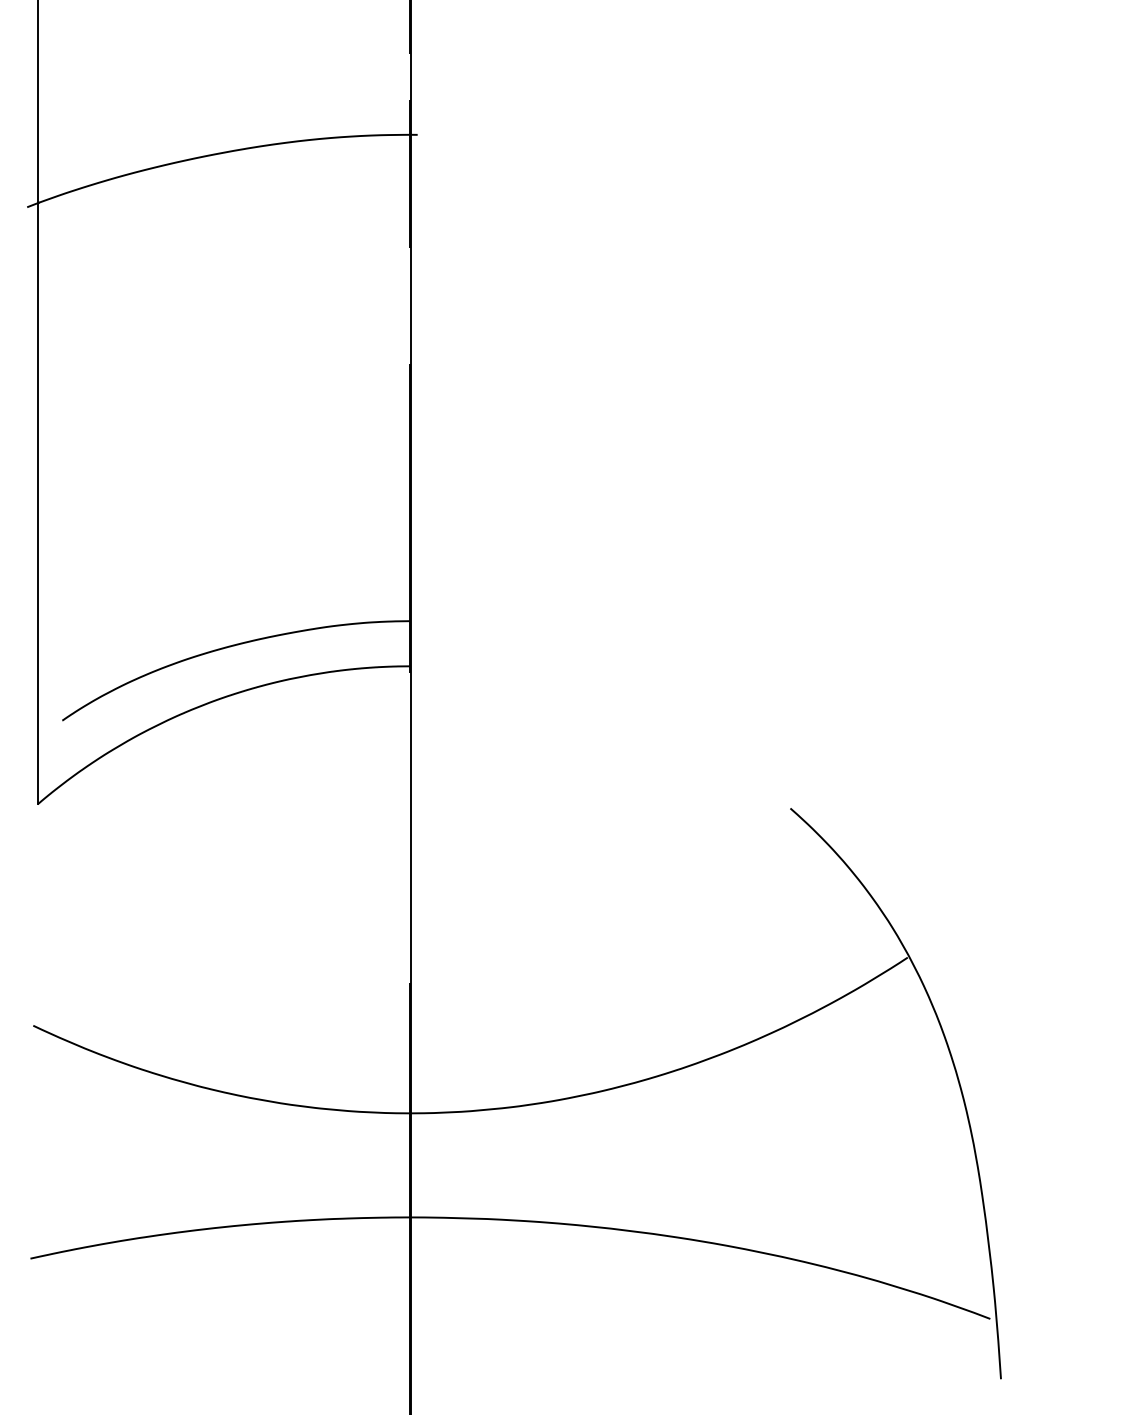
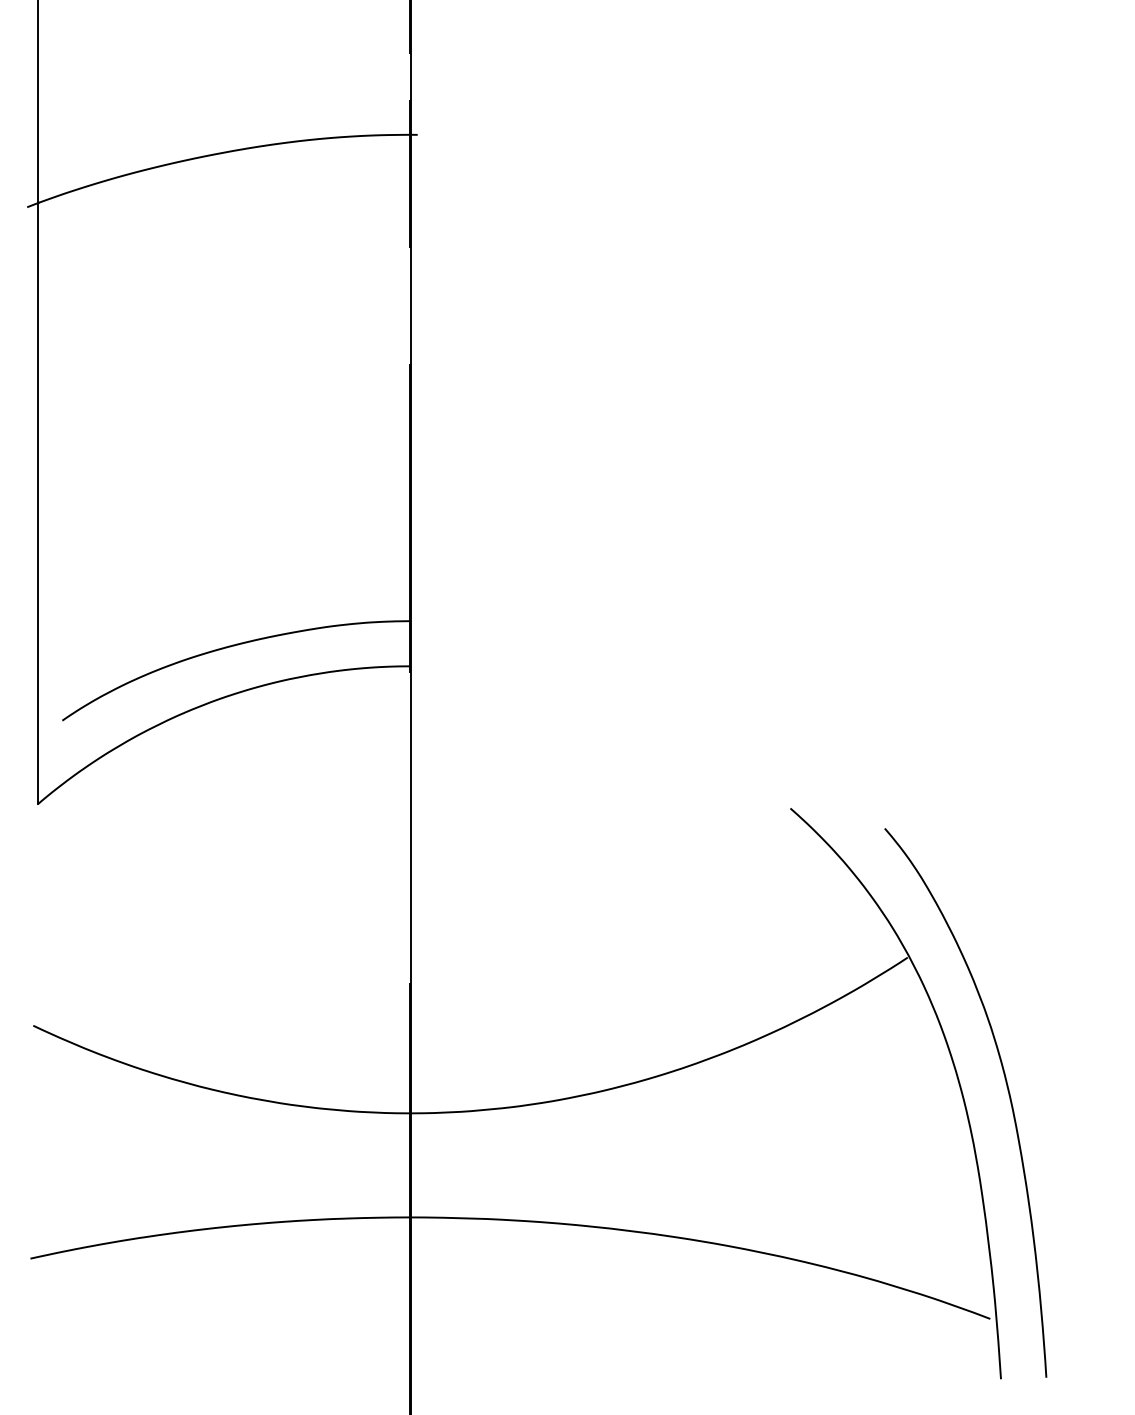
curve: none -> present (1007, 1091)
